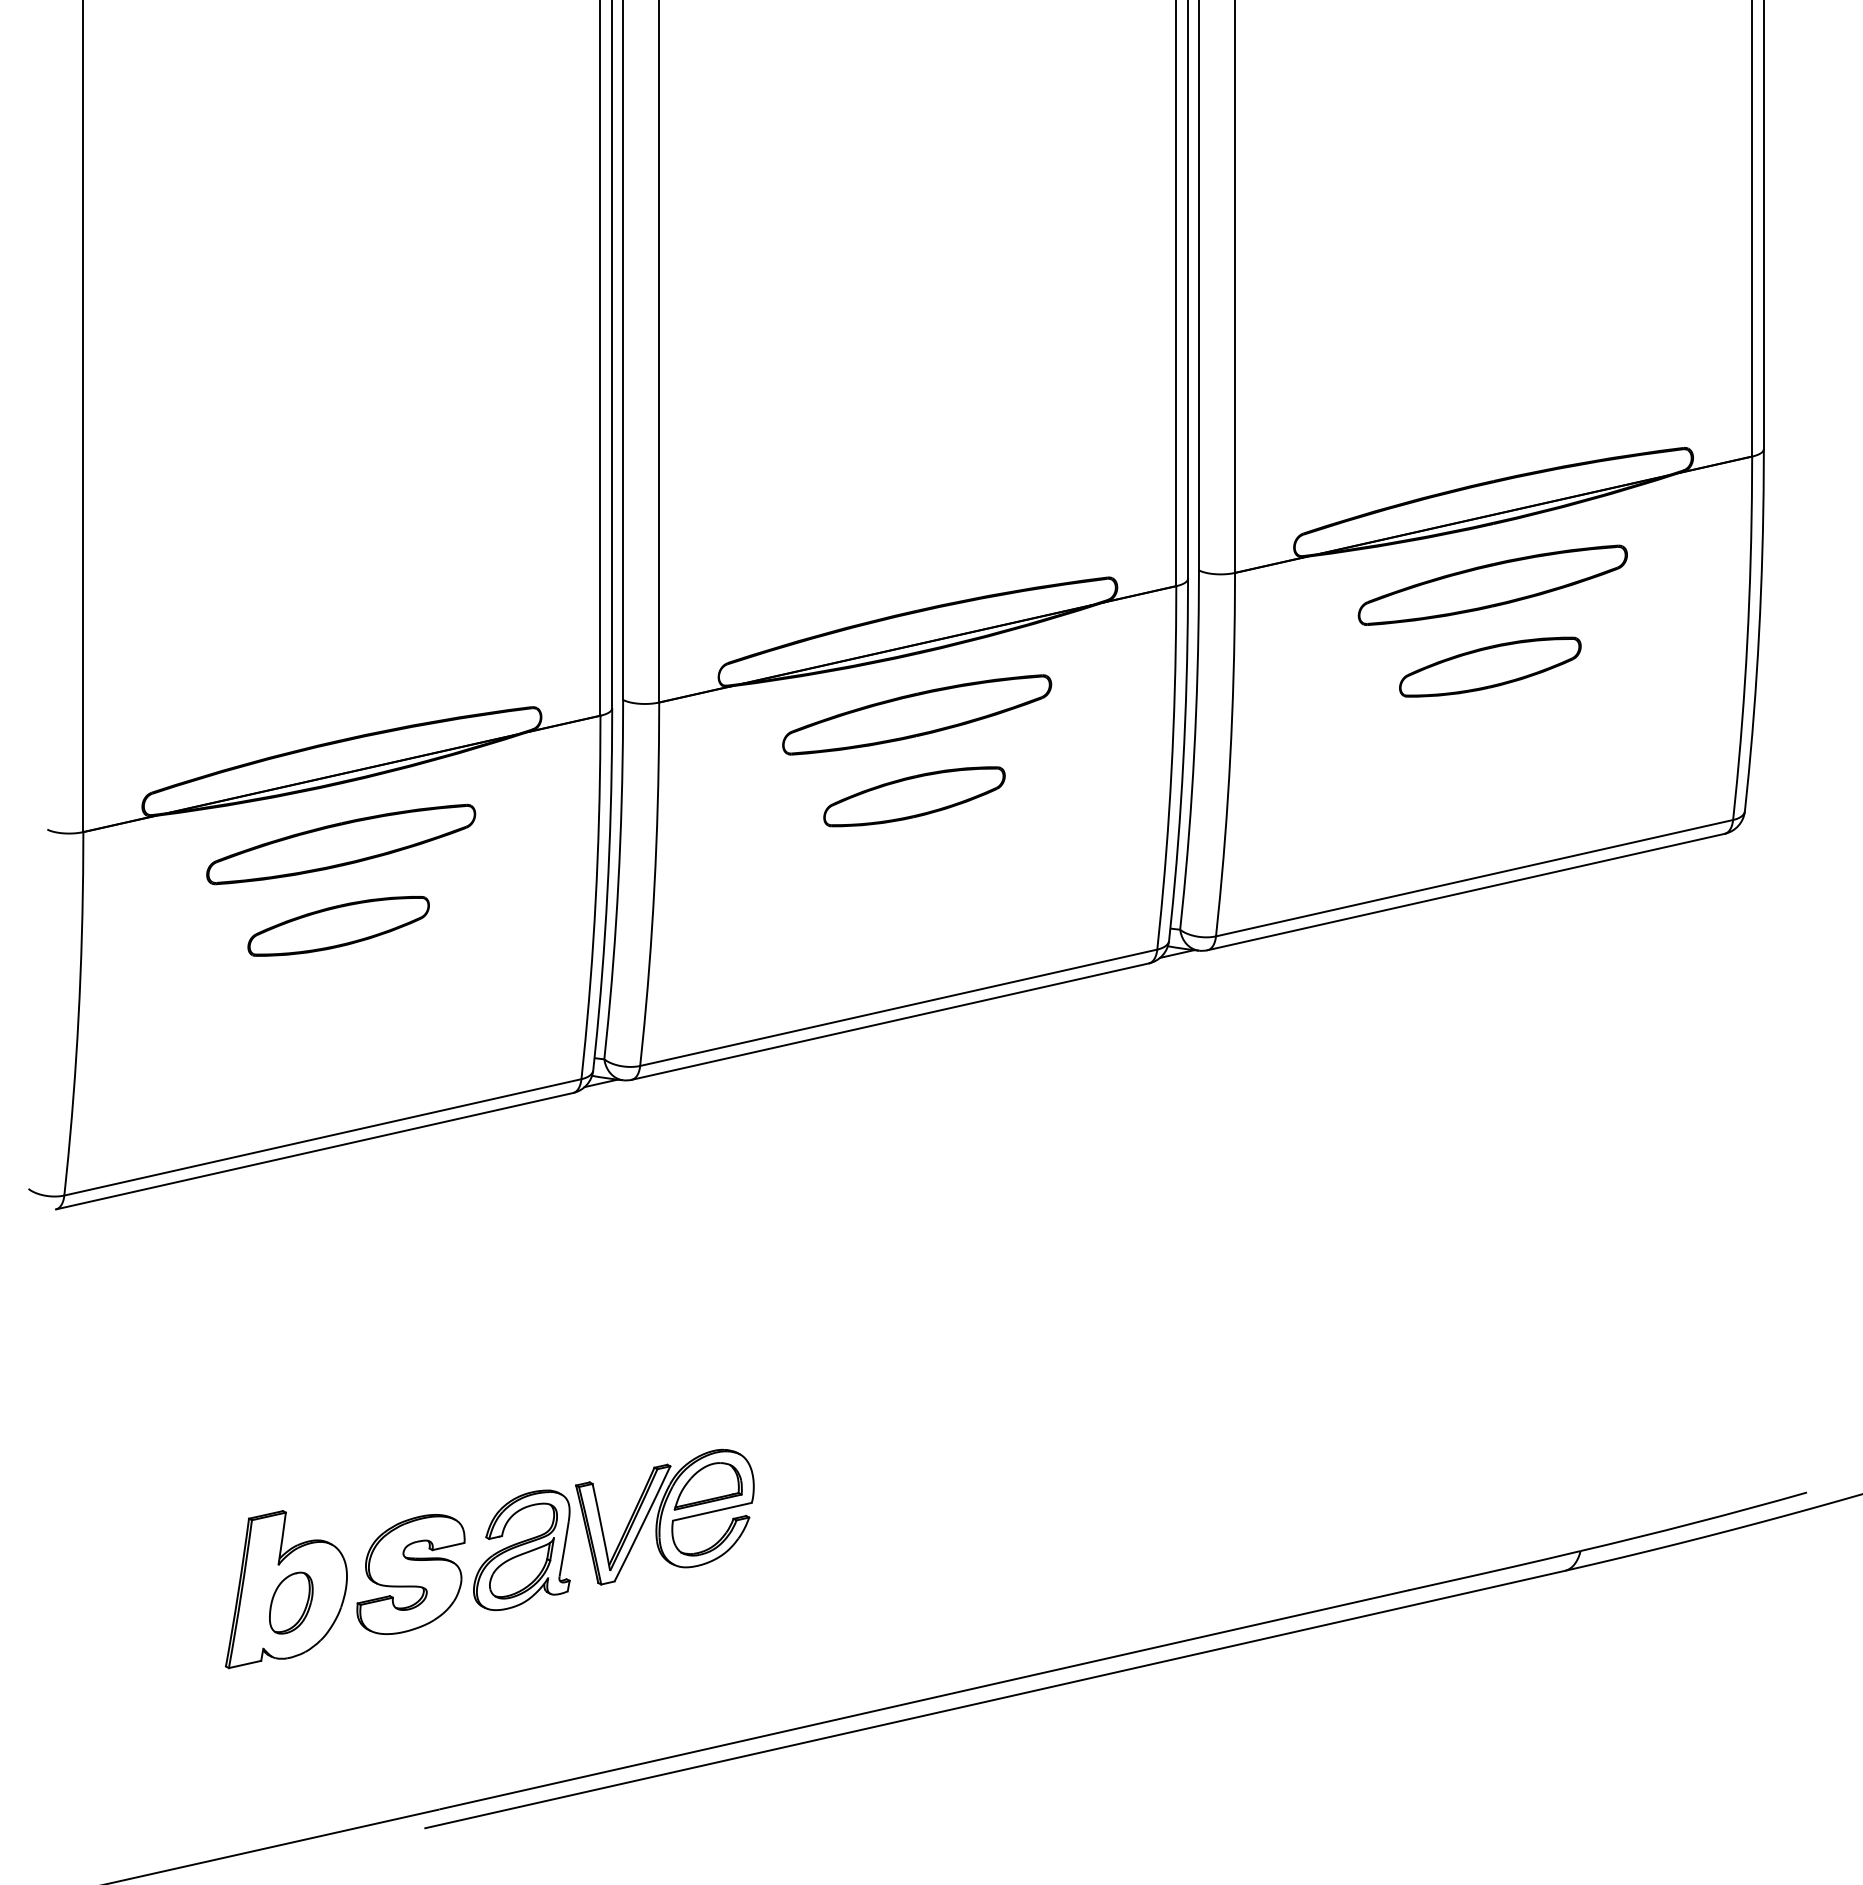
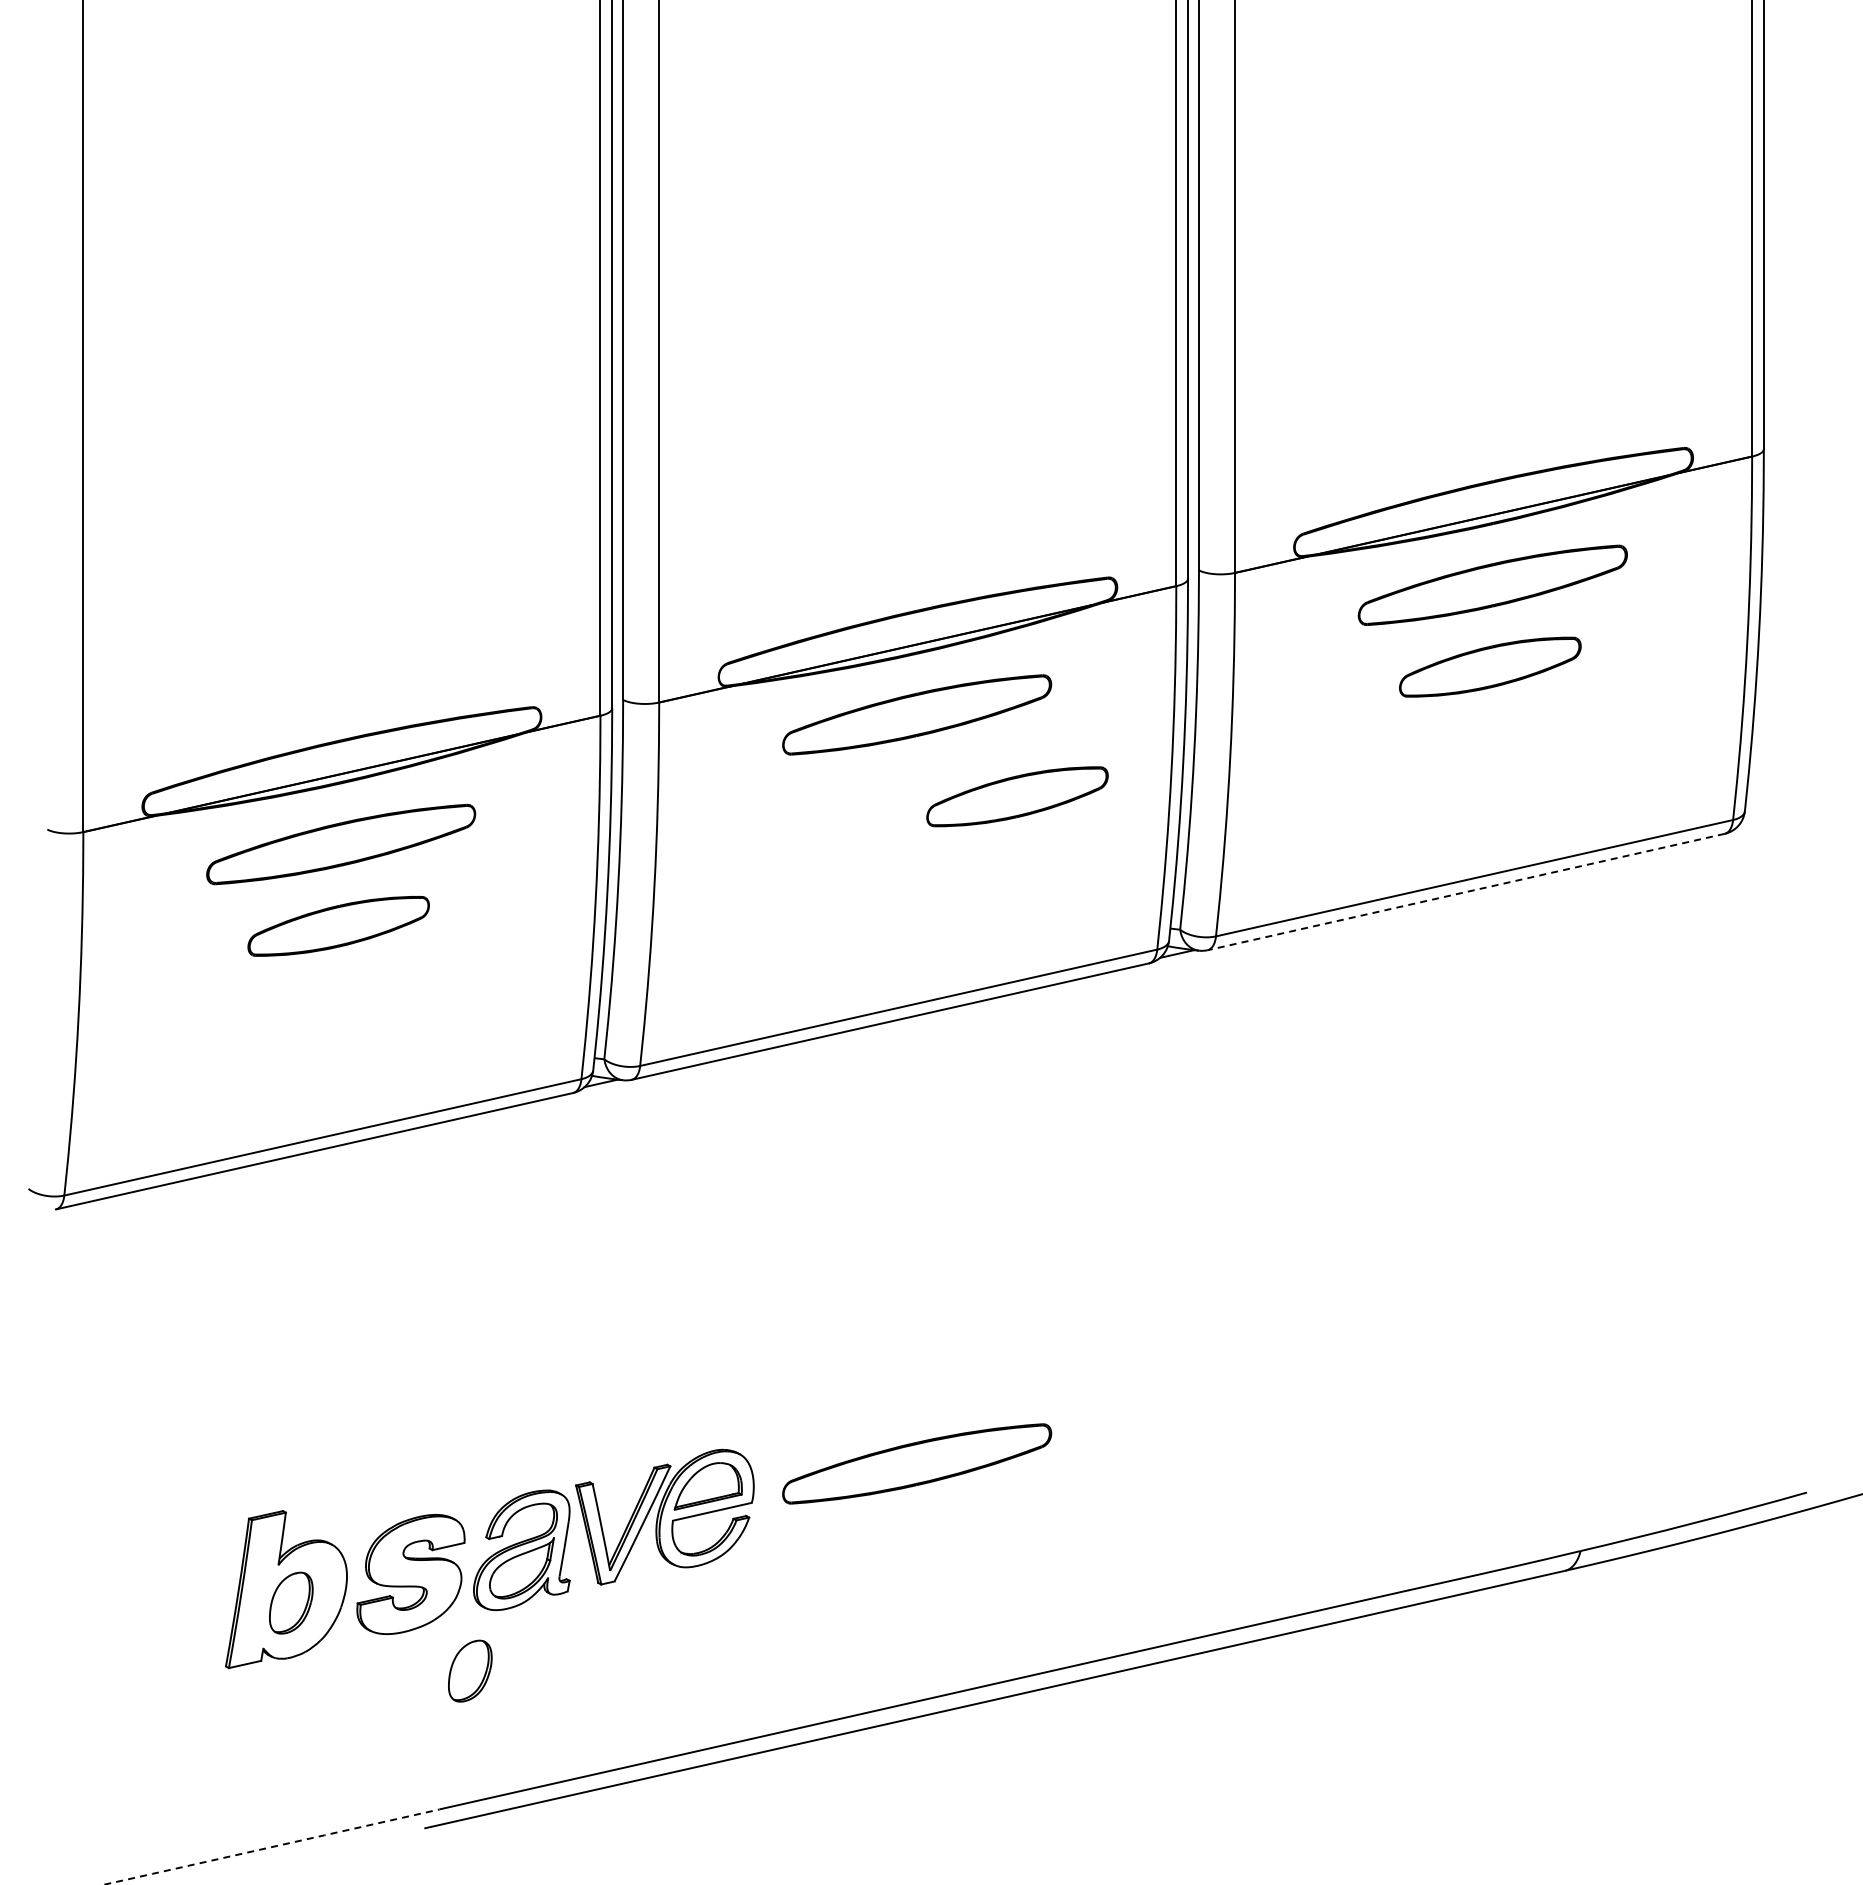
part position: (914, 796) -> (1017, 796) (1017, 796)
line: solid -> dashed (1465, 892)
part: none -> present (917, 1463)
part: none -> present (470, 1670)
arc: solid -> dashed (271, 1847)
